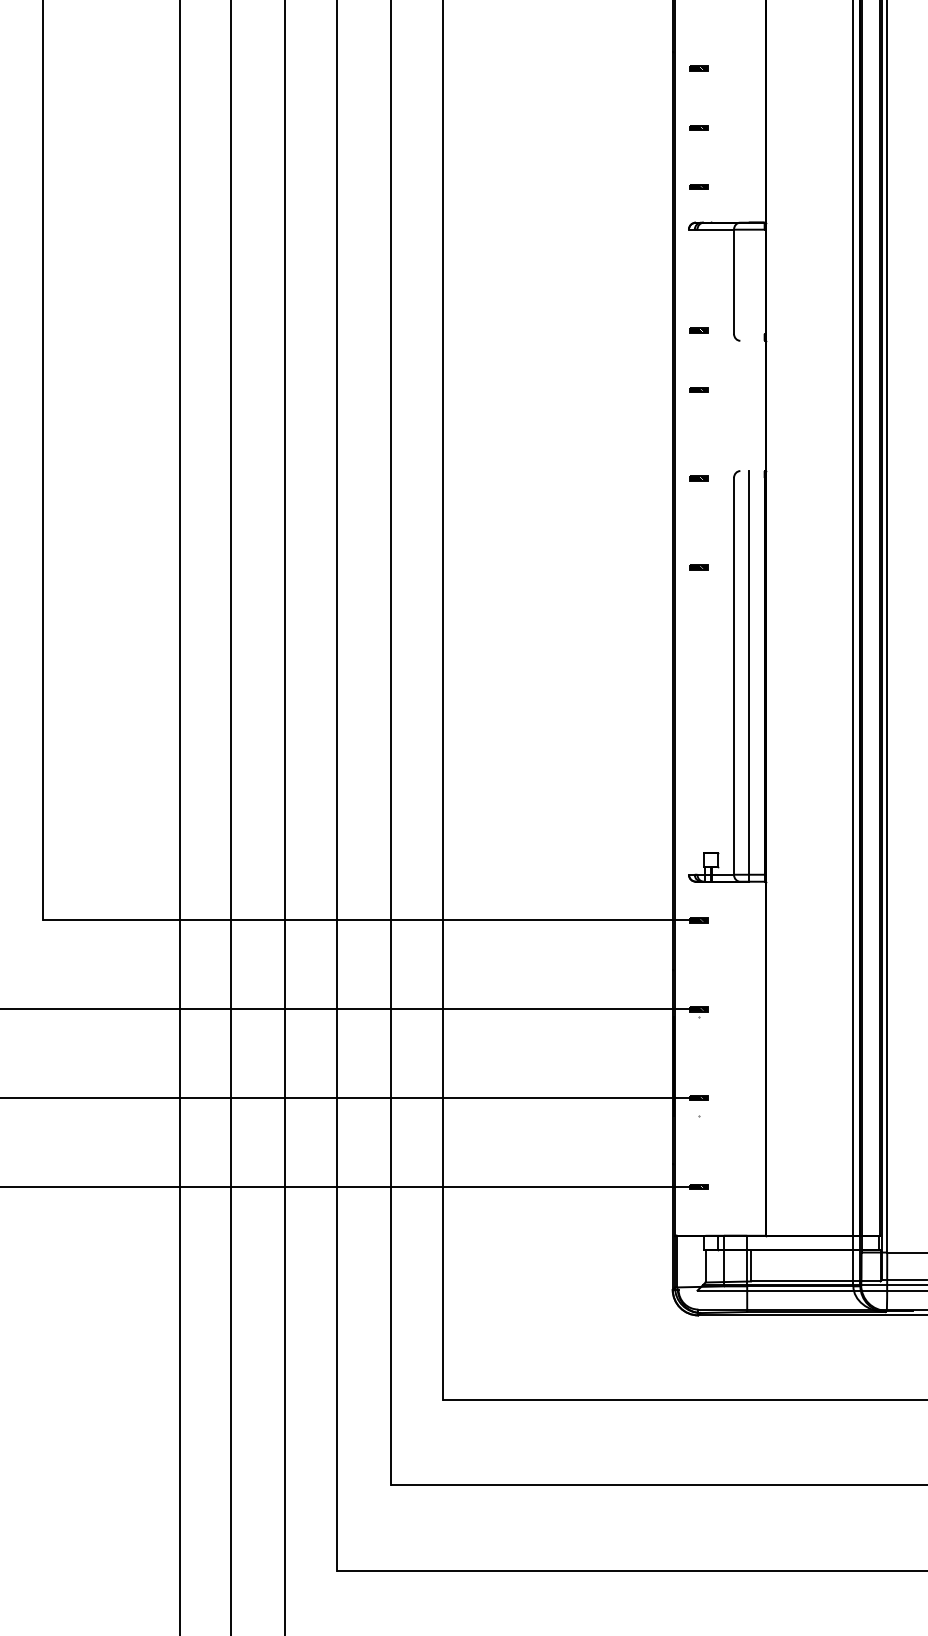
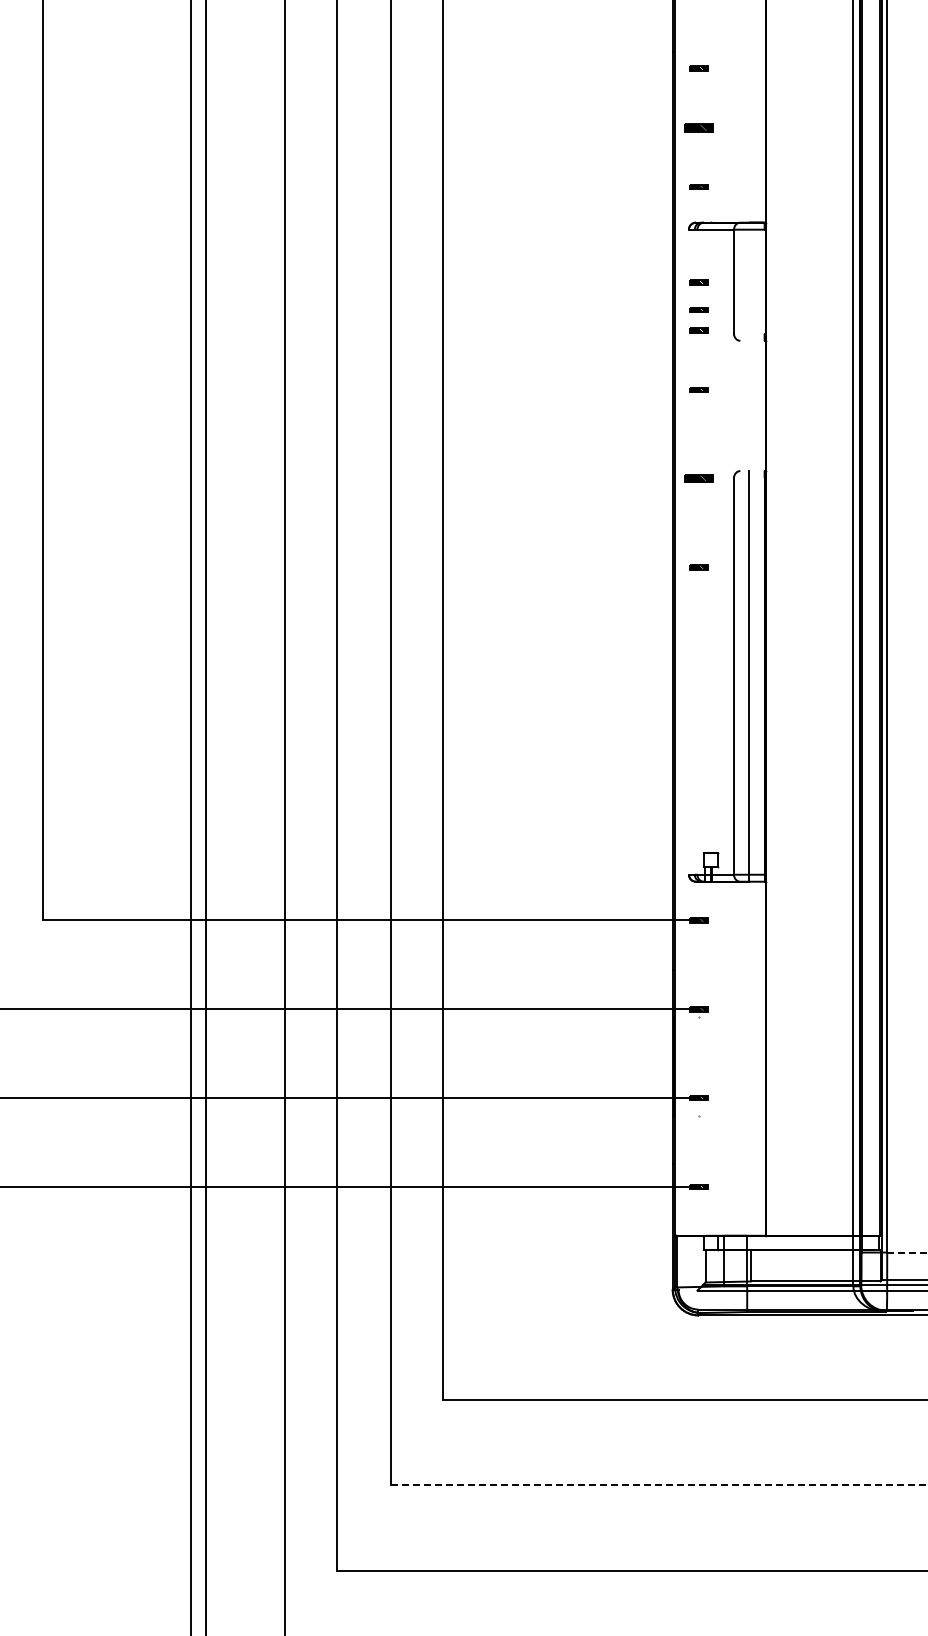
part size: 20x6 px -> 30x10 px (698, 127)
part: none -> present (698, 282)
part: none -> present (698, 309)
part size: 20x7 px -> 30x9 px (698, 478)
line position: (179, 817) -> (190, 817) (190, 817)
line position: (231, 817) -> (206, 817) (206, 817)
line: solid -> dashed (908, 1252)
line: solid -> dashed (658, 1485)
